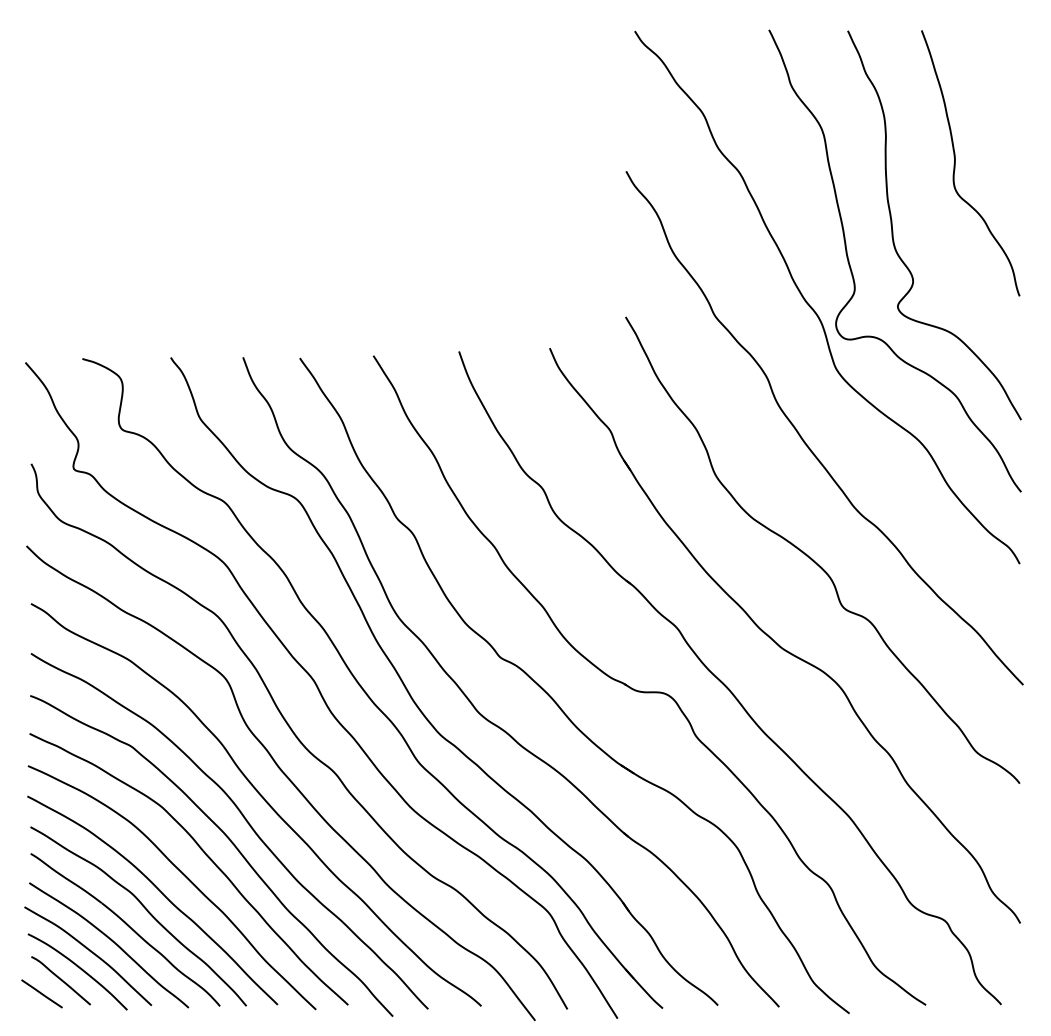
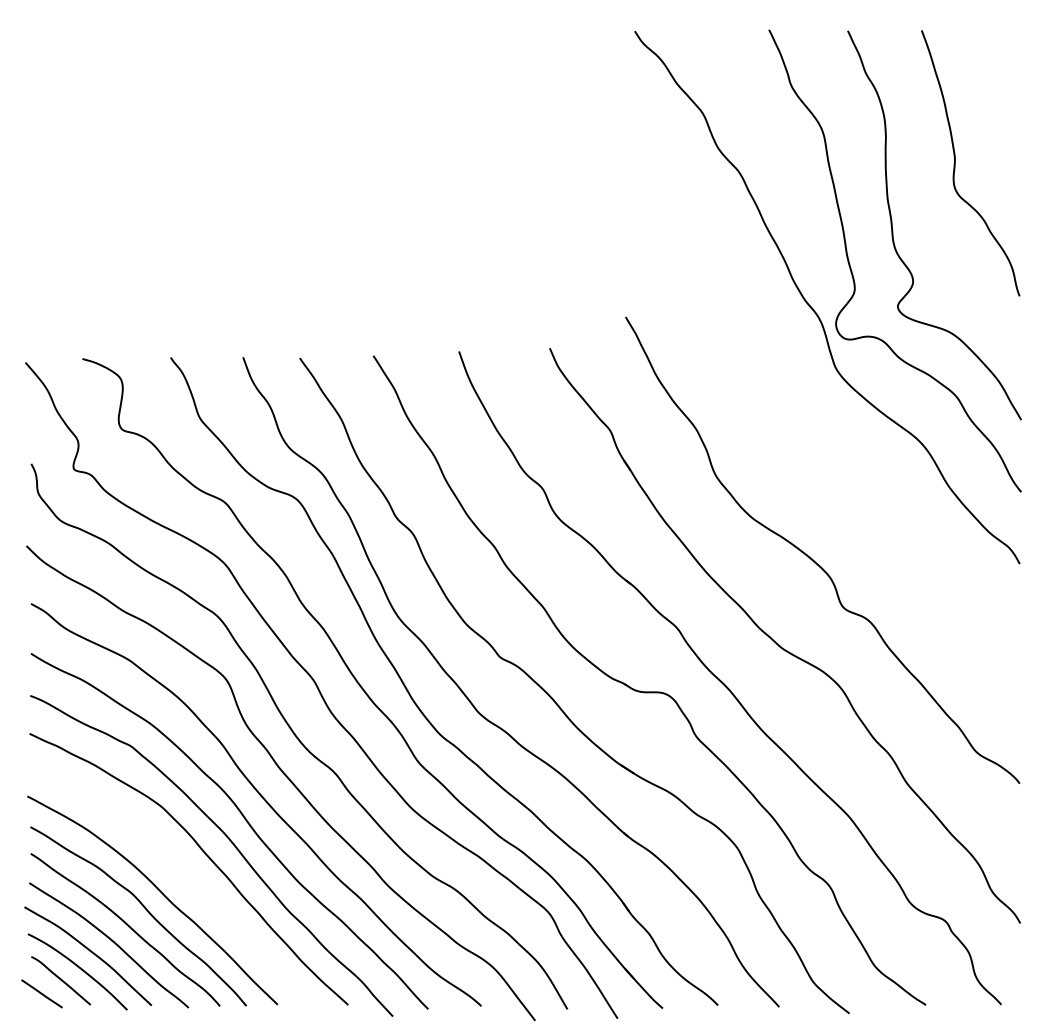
curve: present -> none (805, 441)
curve: present -> none (183, 875)
